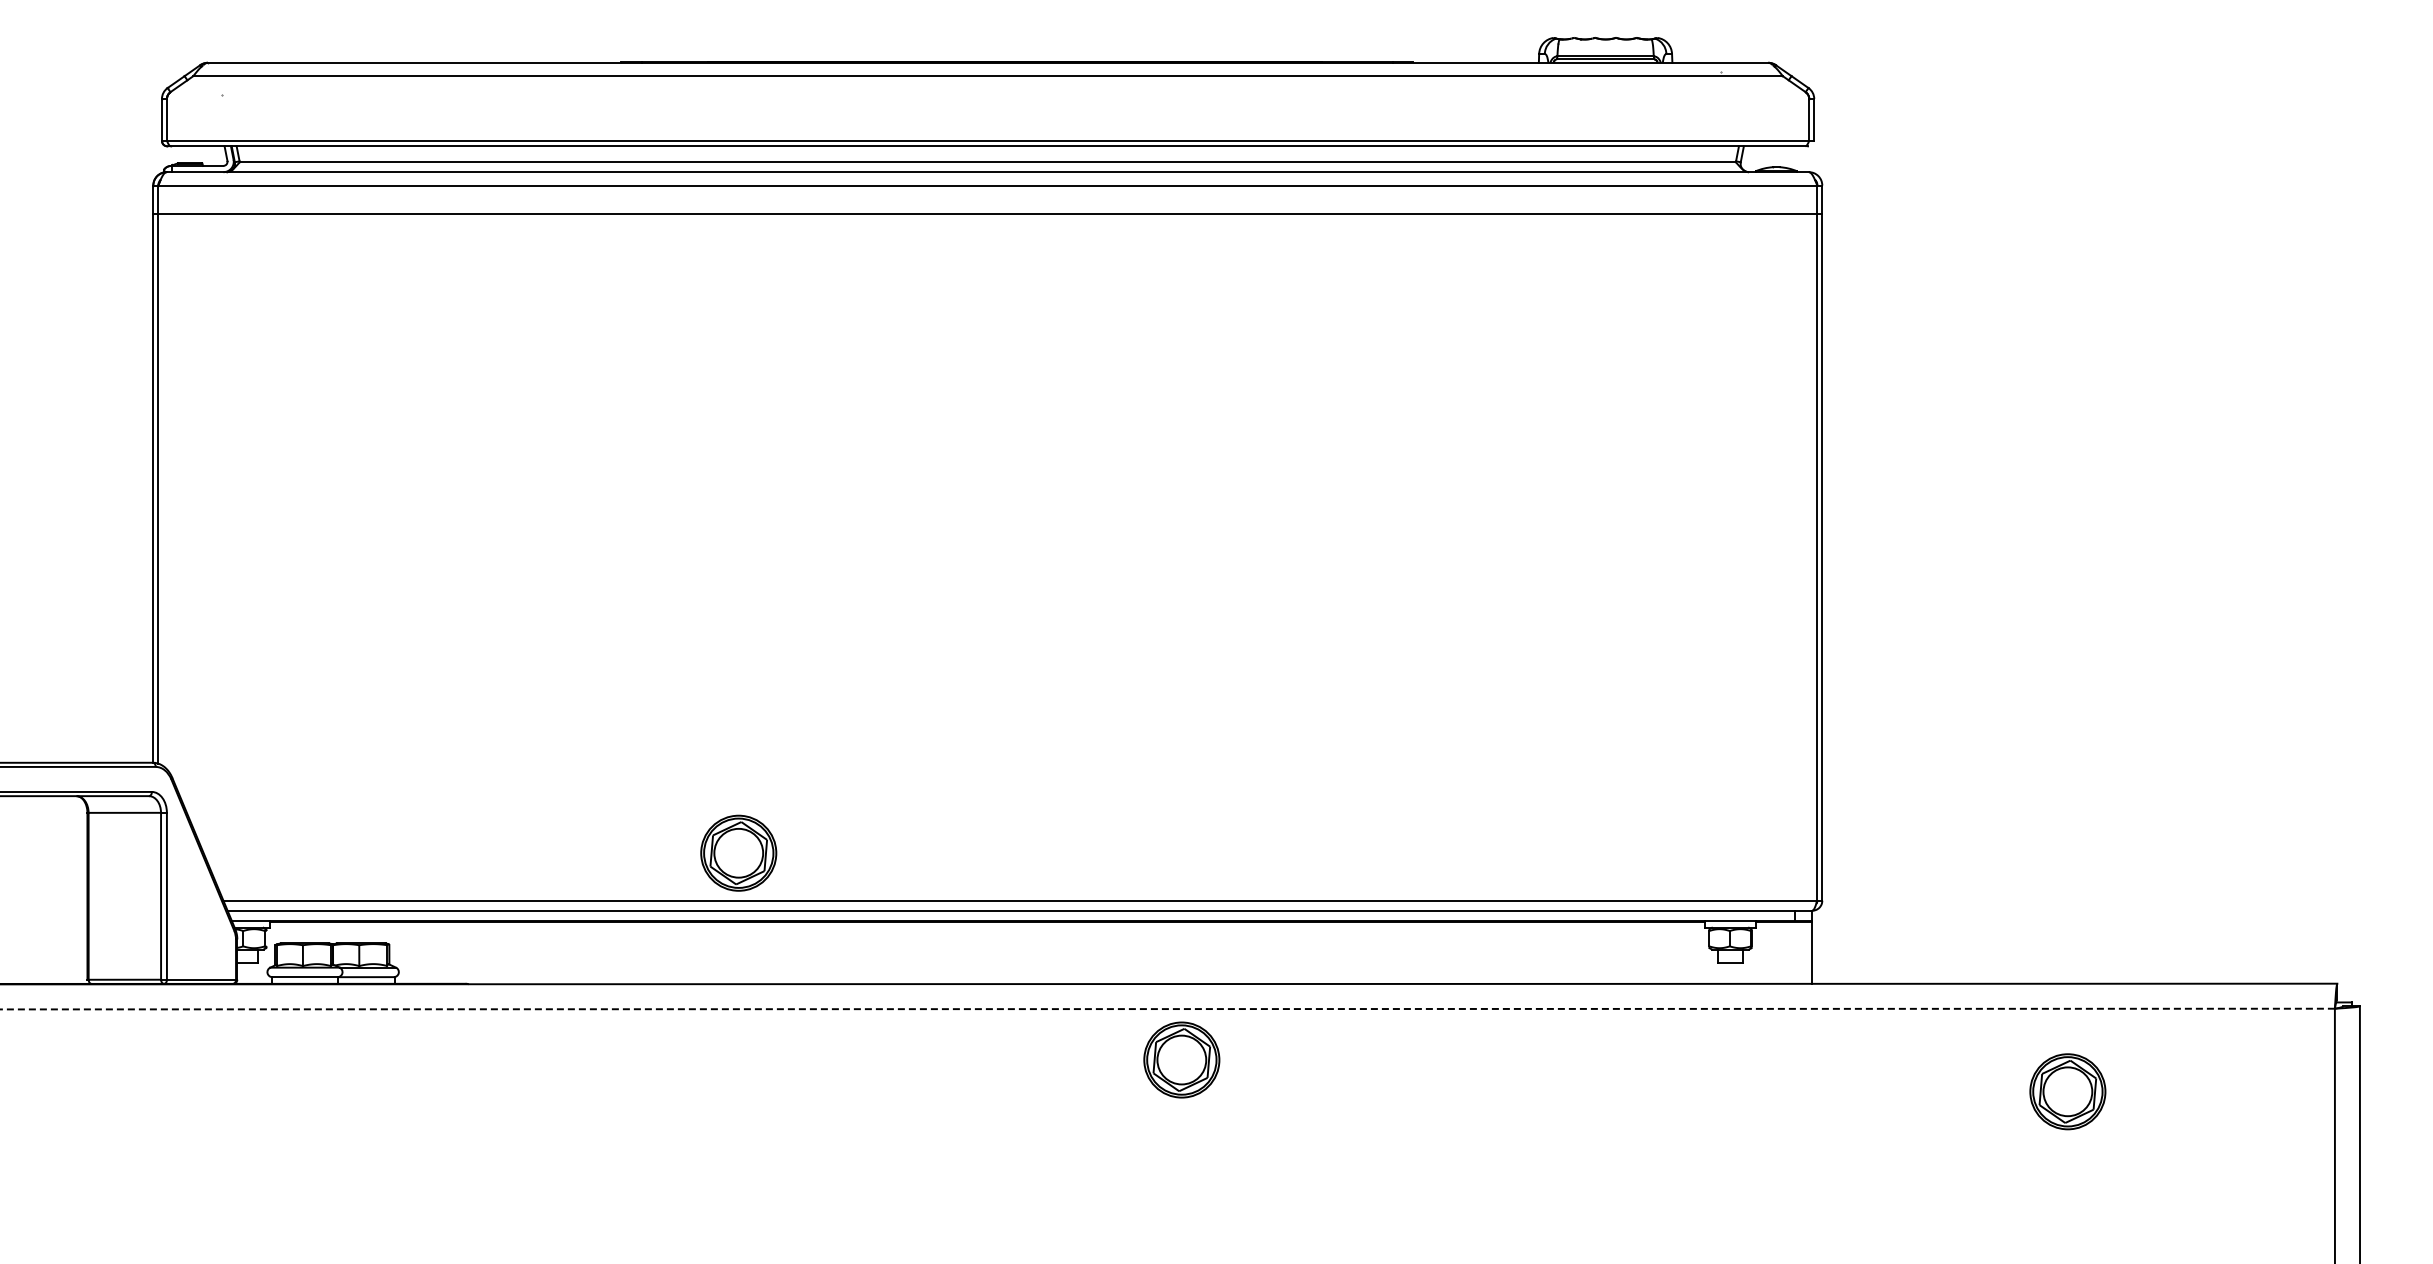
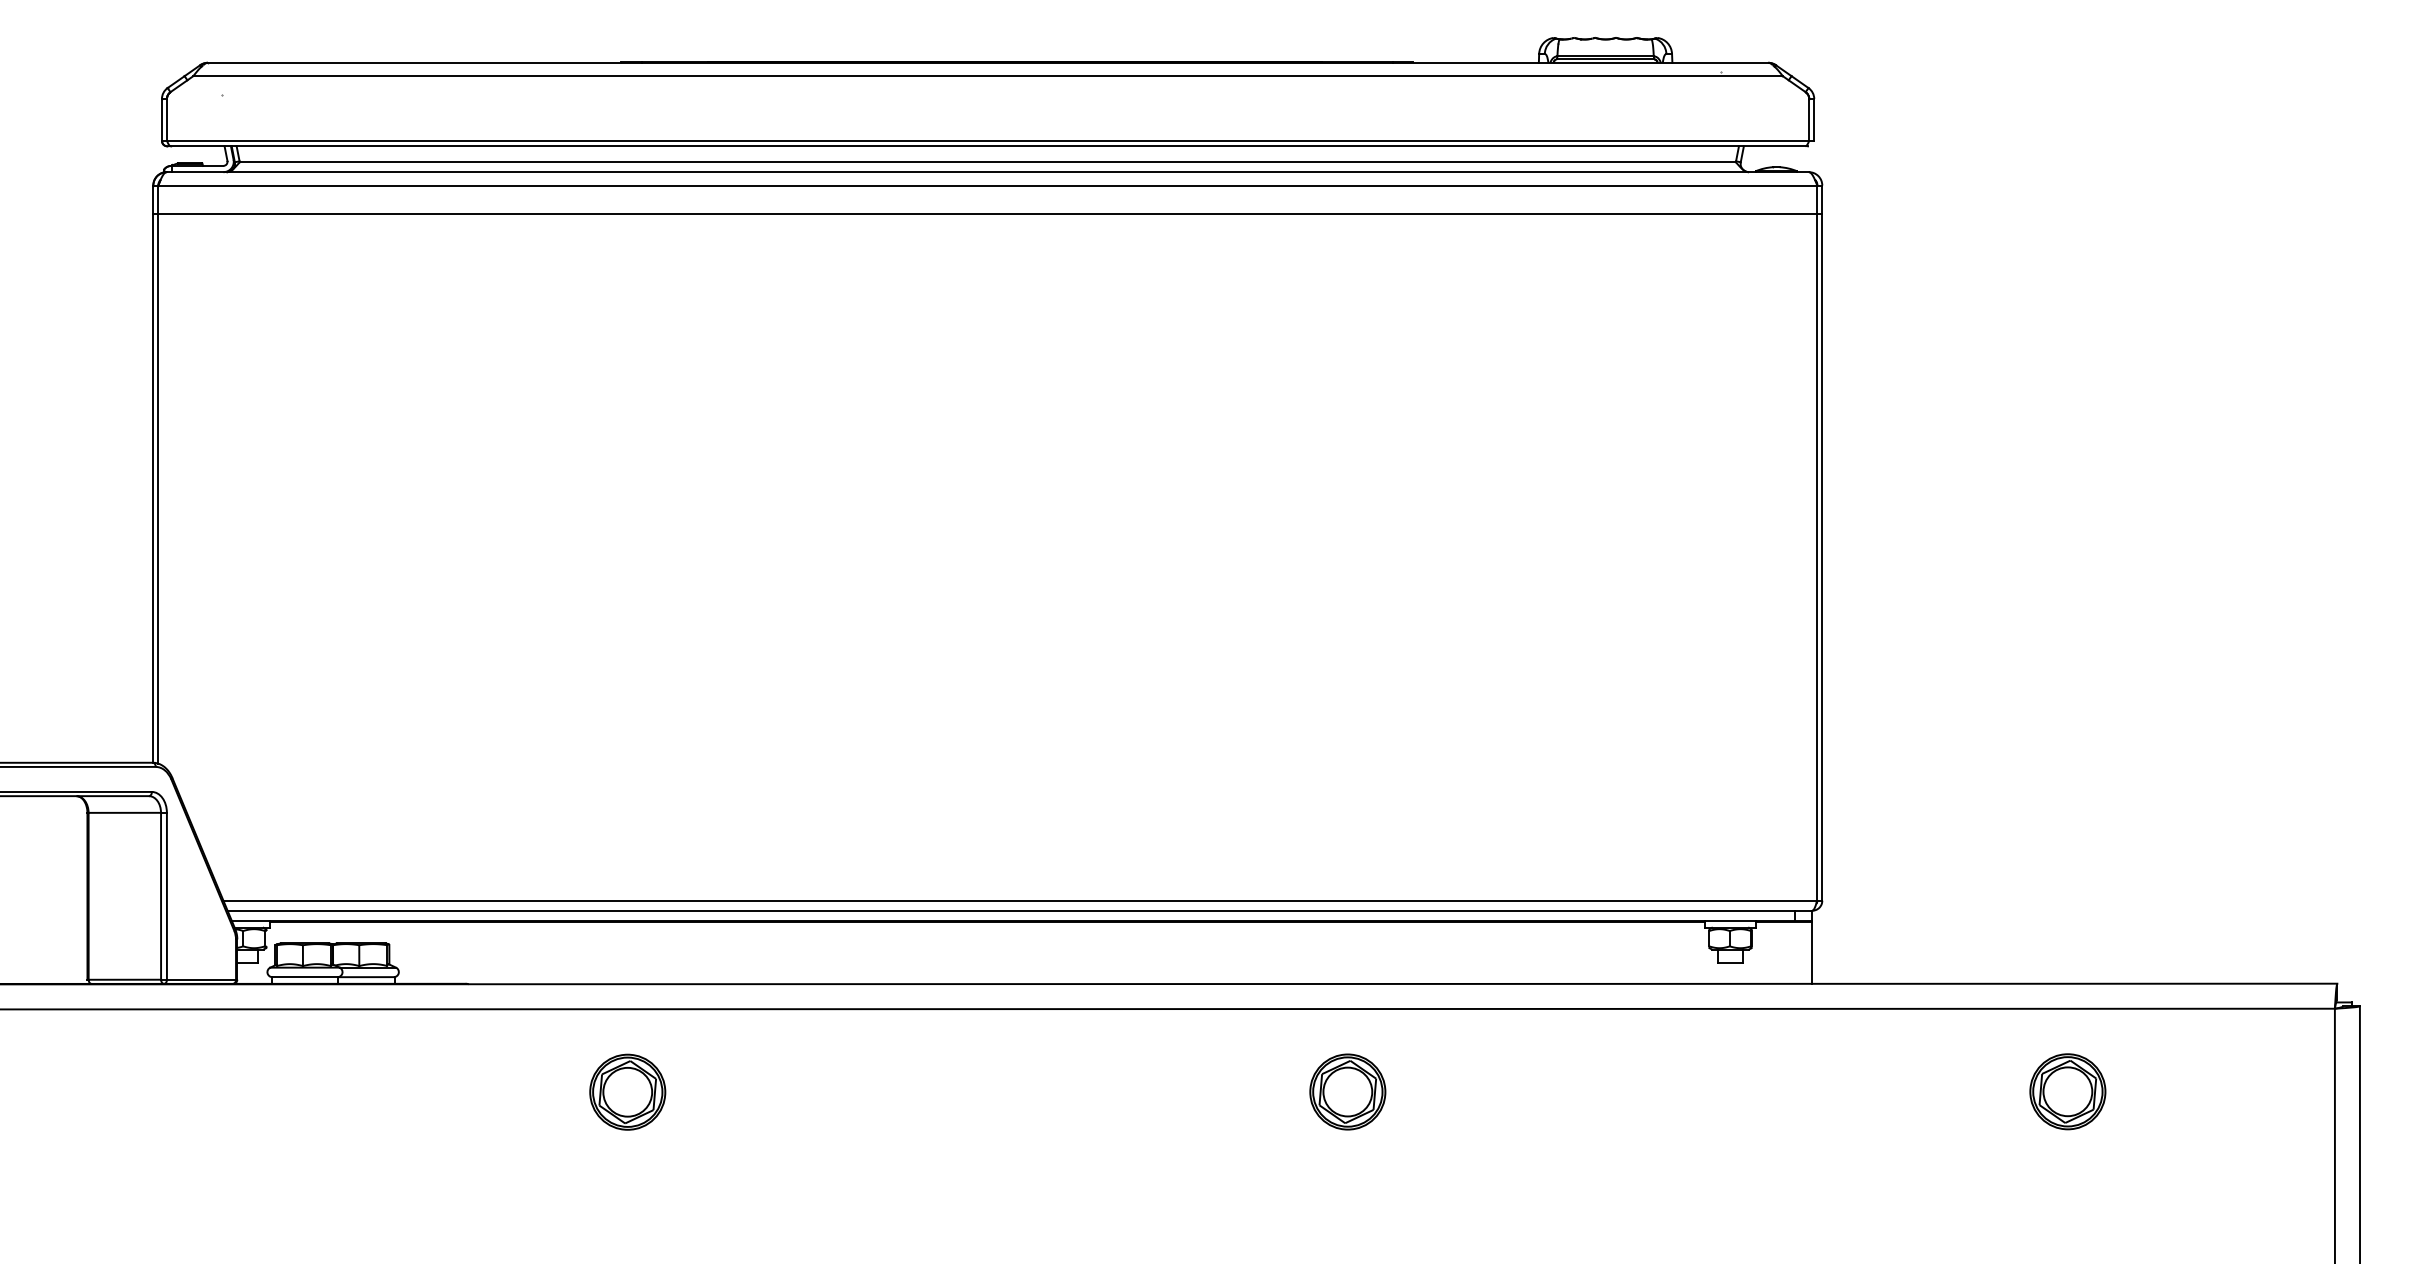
part position: (738, 852) -> (627, 1091) (627, 1091)
line: dashed -> solid (1167, 1009)
part position: (1181, 1059) -> (1347, 1091) (1347, 1091)
